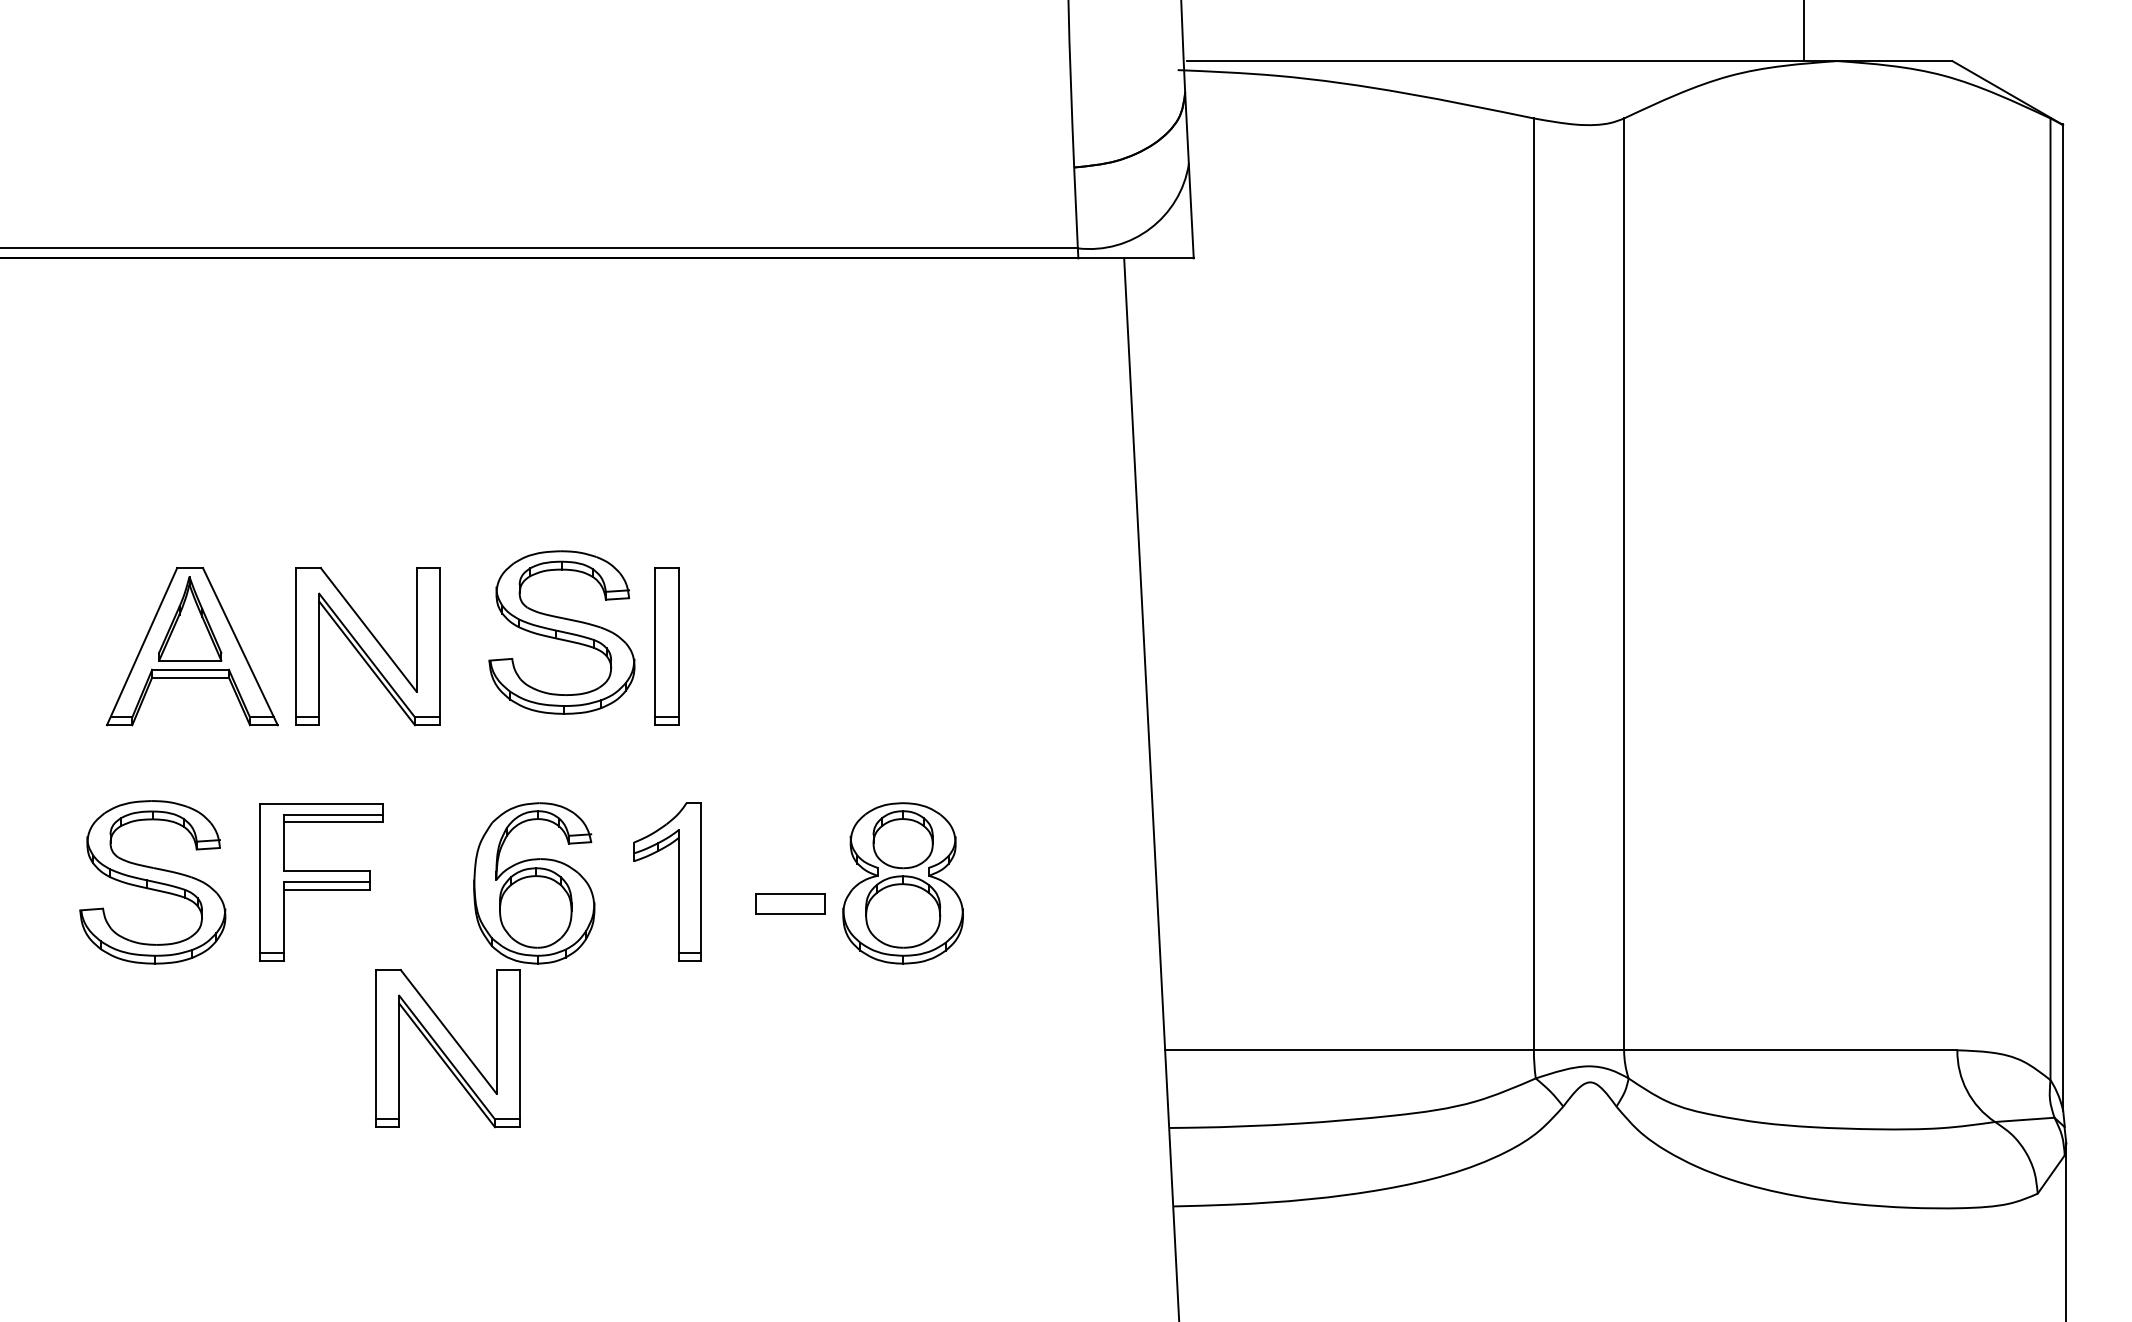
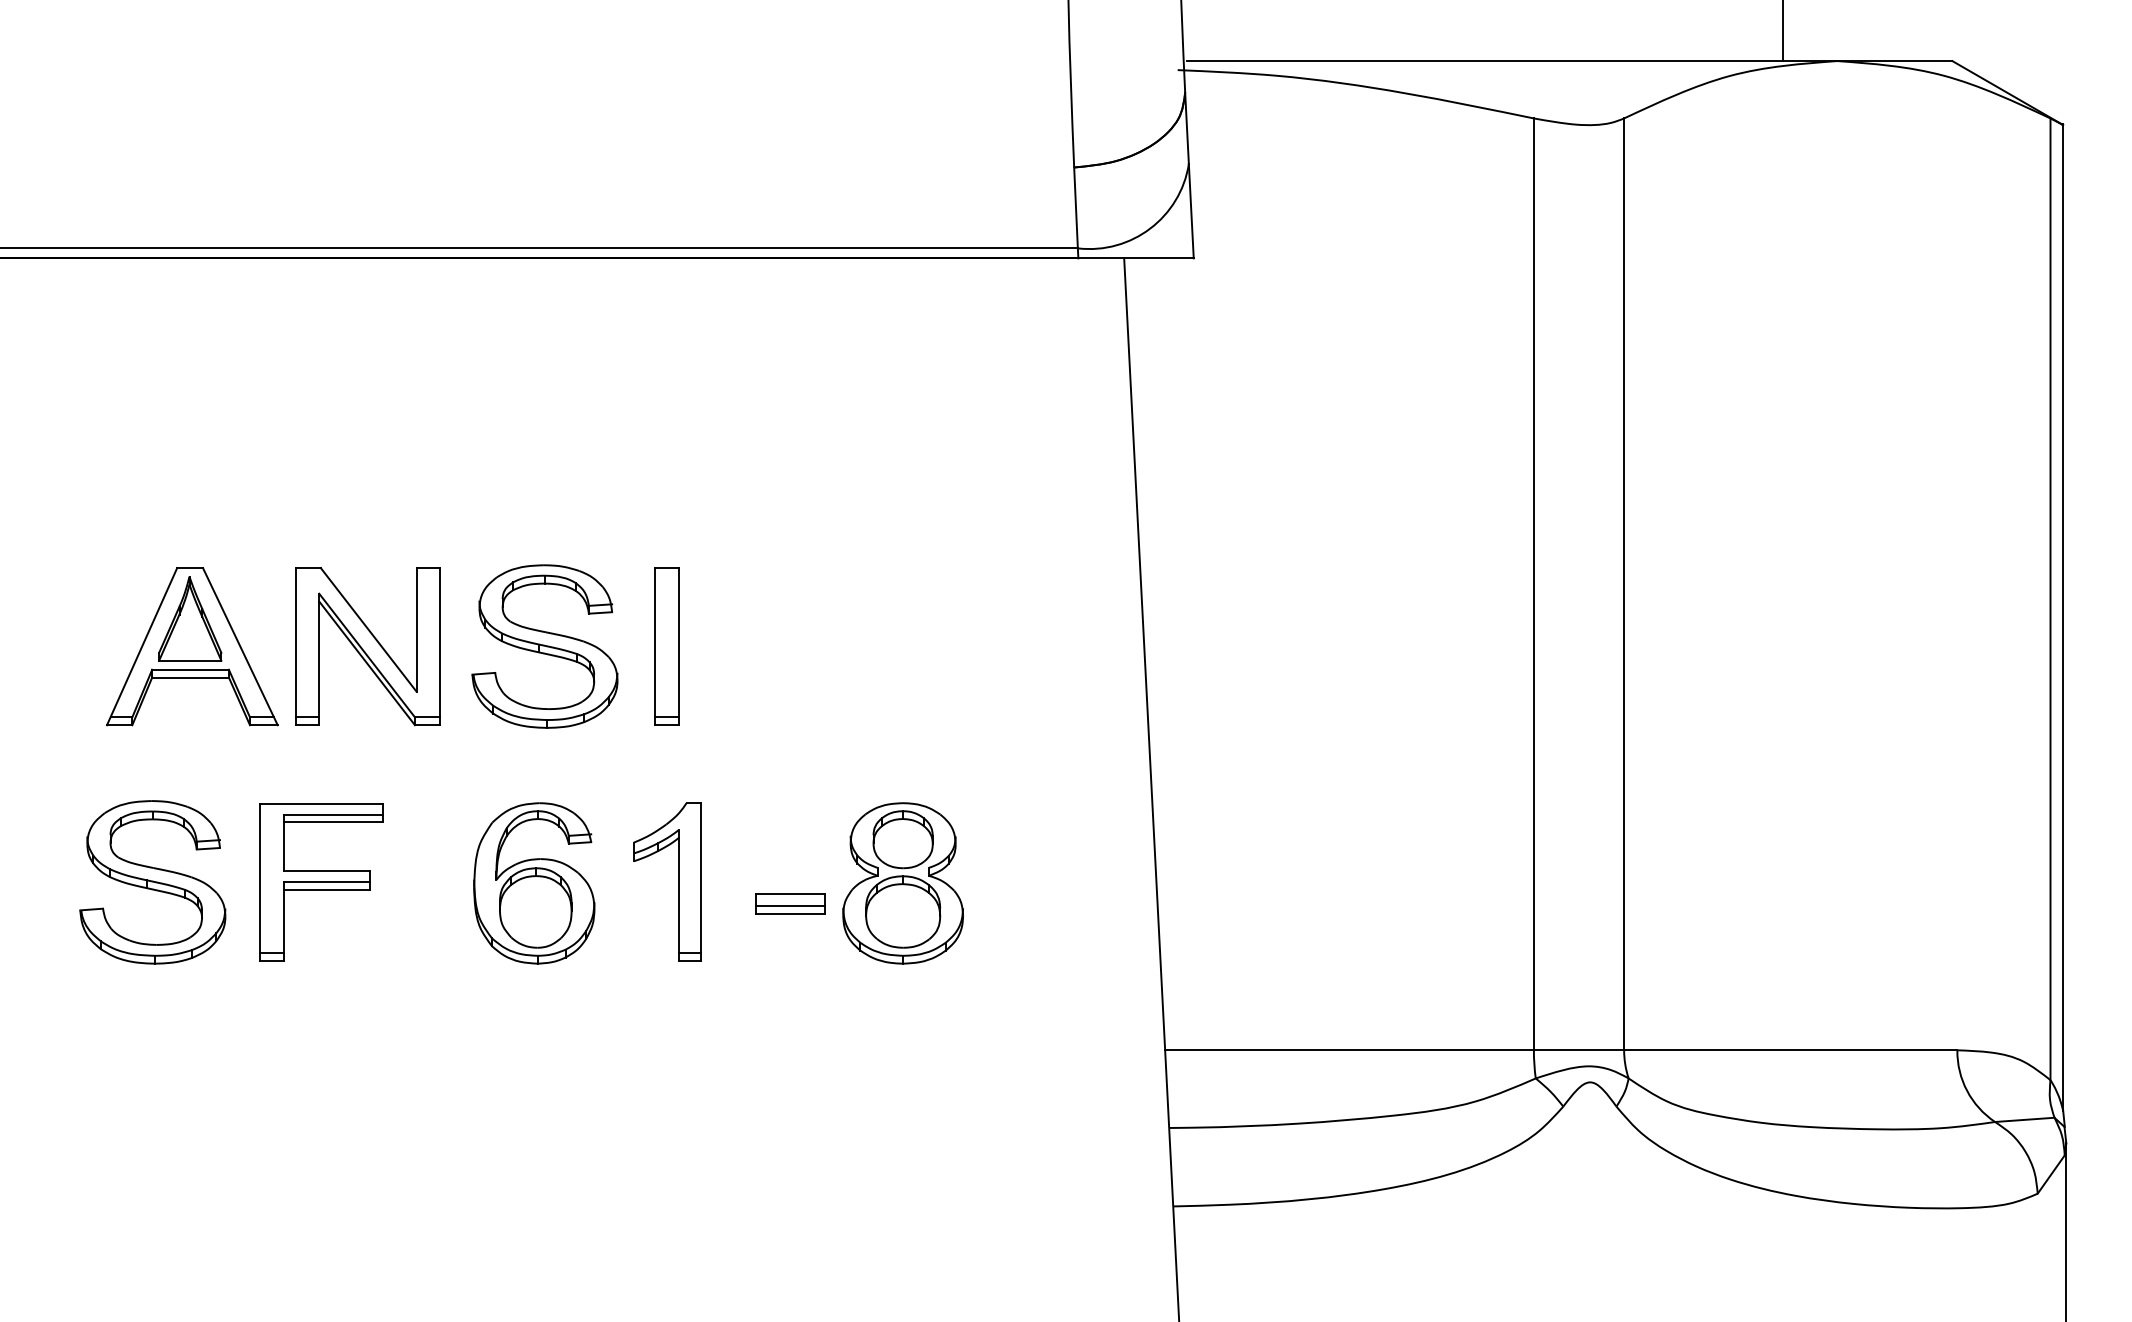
line position: (1803, 31) -> (1782, 31) (1782, 31)
part position: (561, 632) -> (544, 646) (544, 646)
line: none -> present (790, 905)
part: present -> none (447, 1048)
